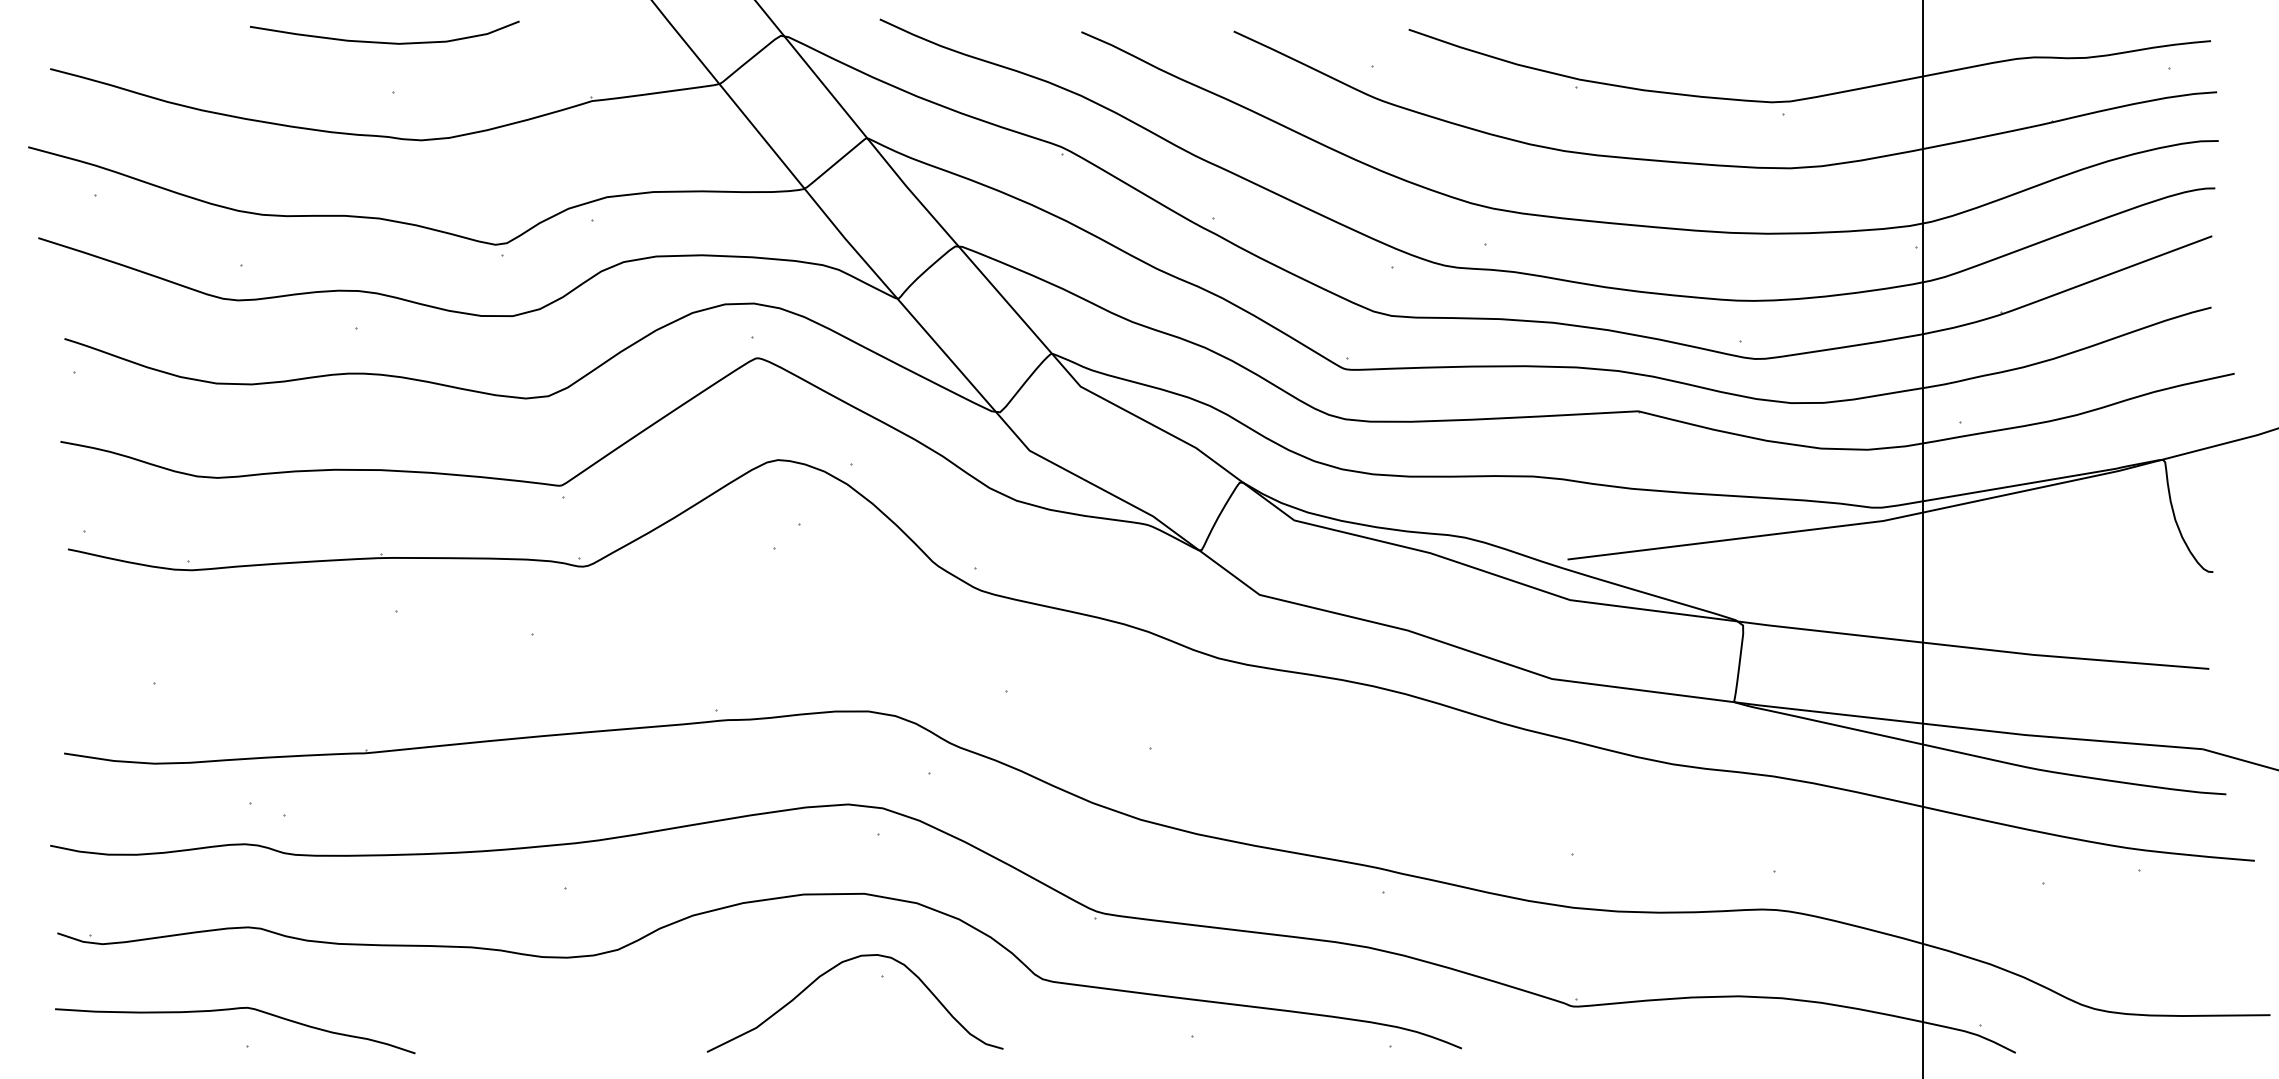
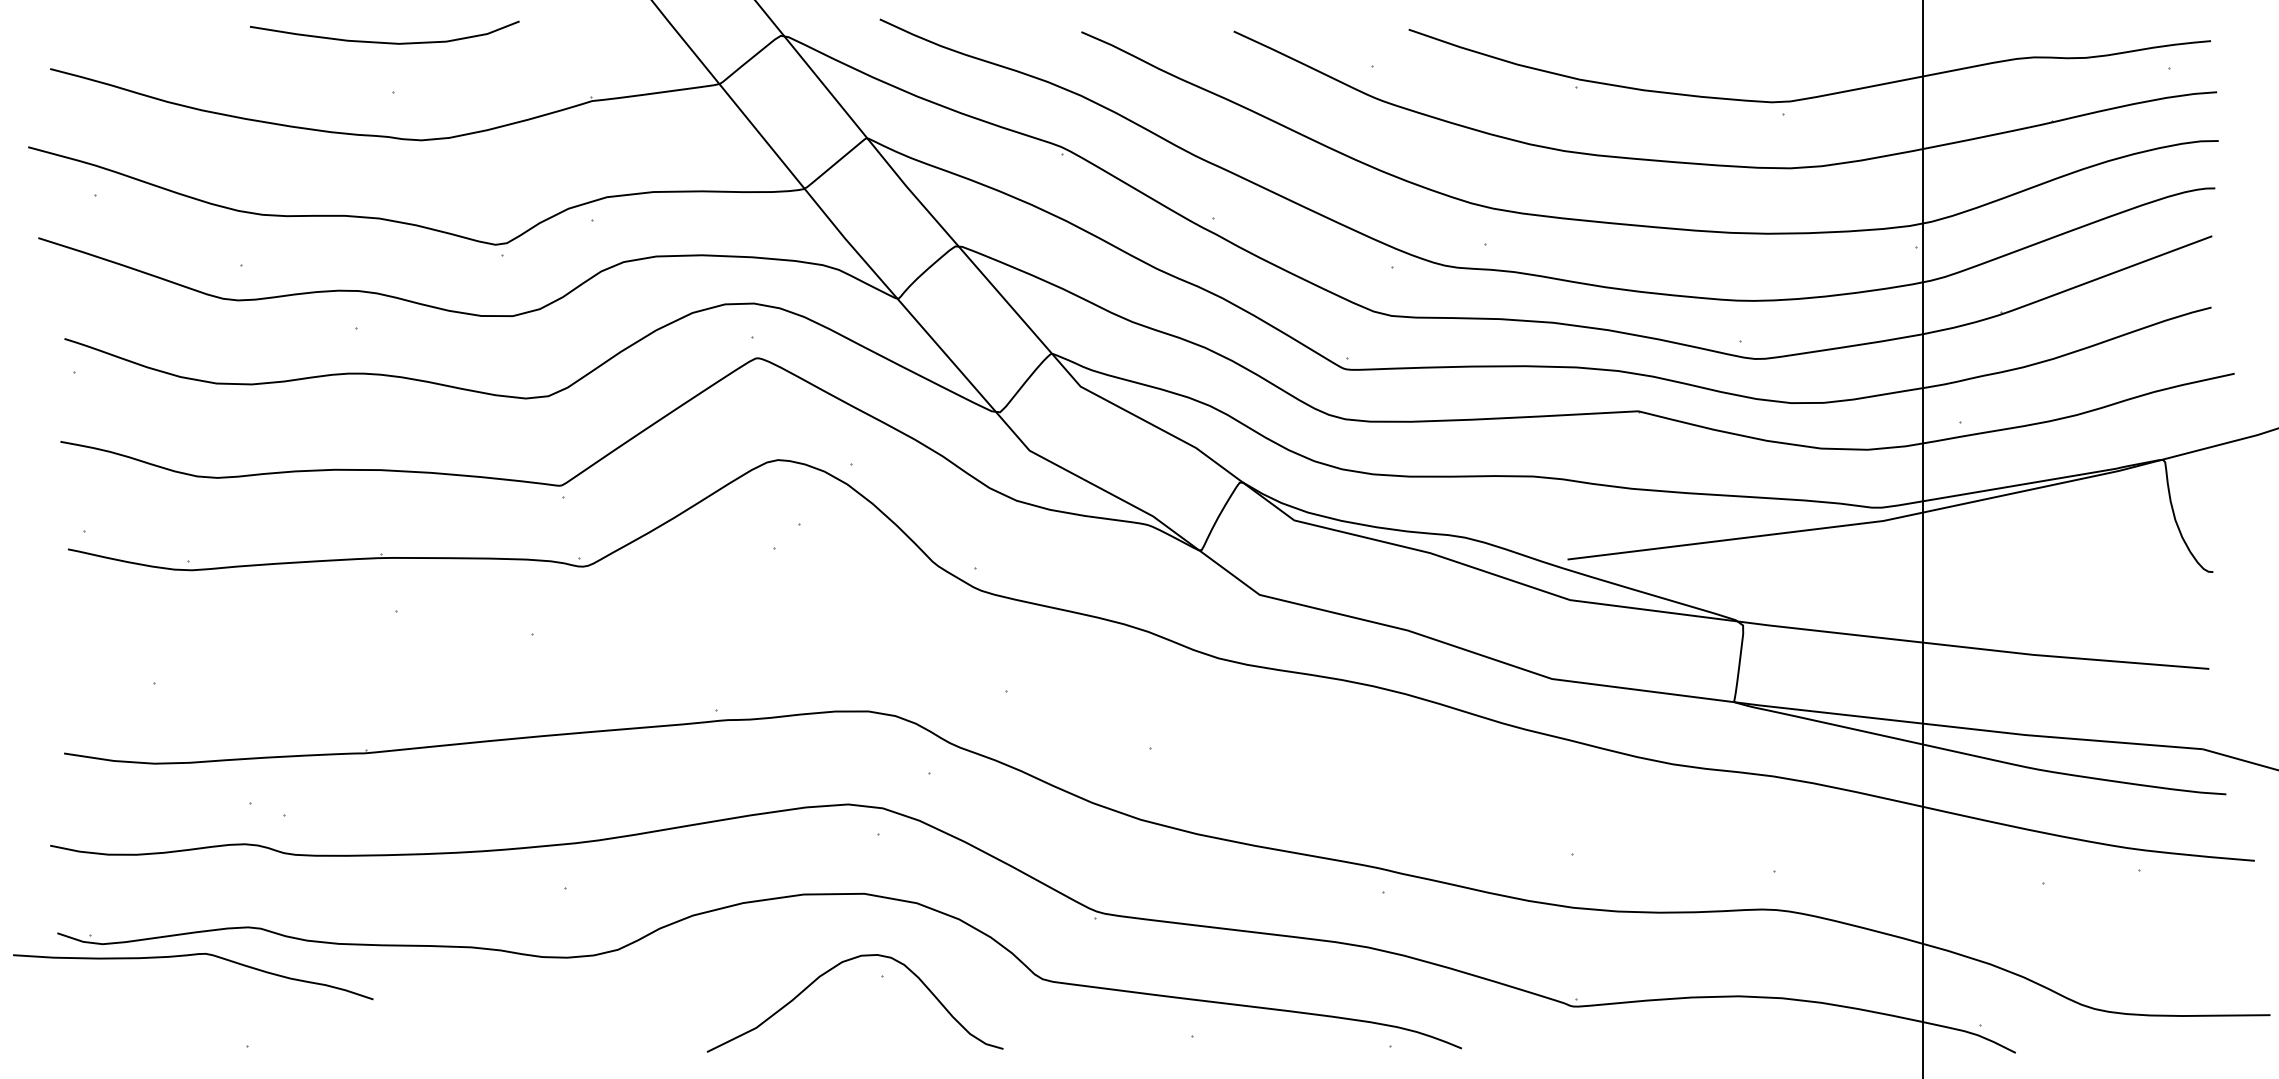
curve position: (230, 1010) -> (188, 956) (188, 956)
